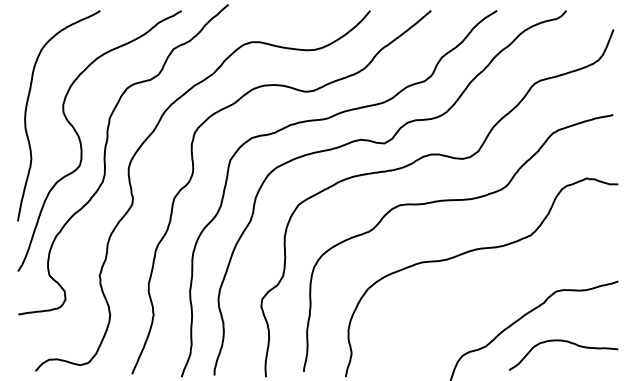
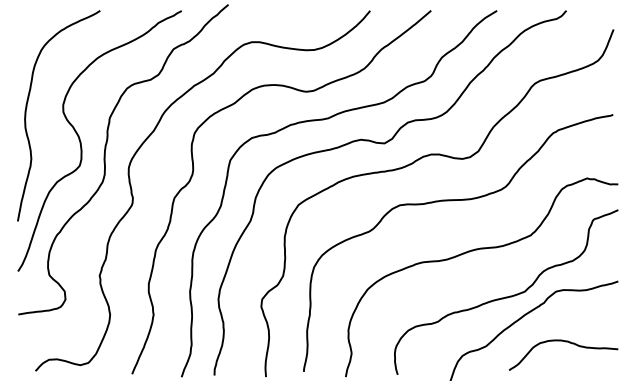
curve: none -> present (509, 295)
